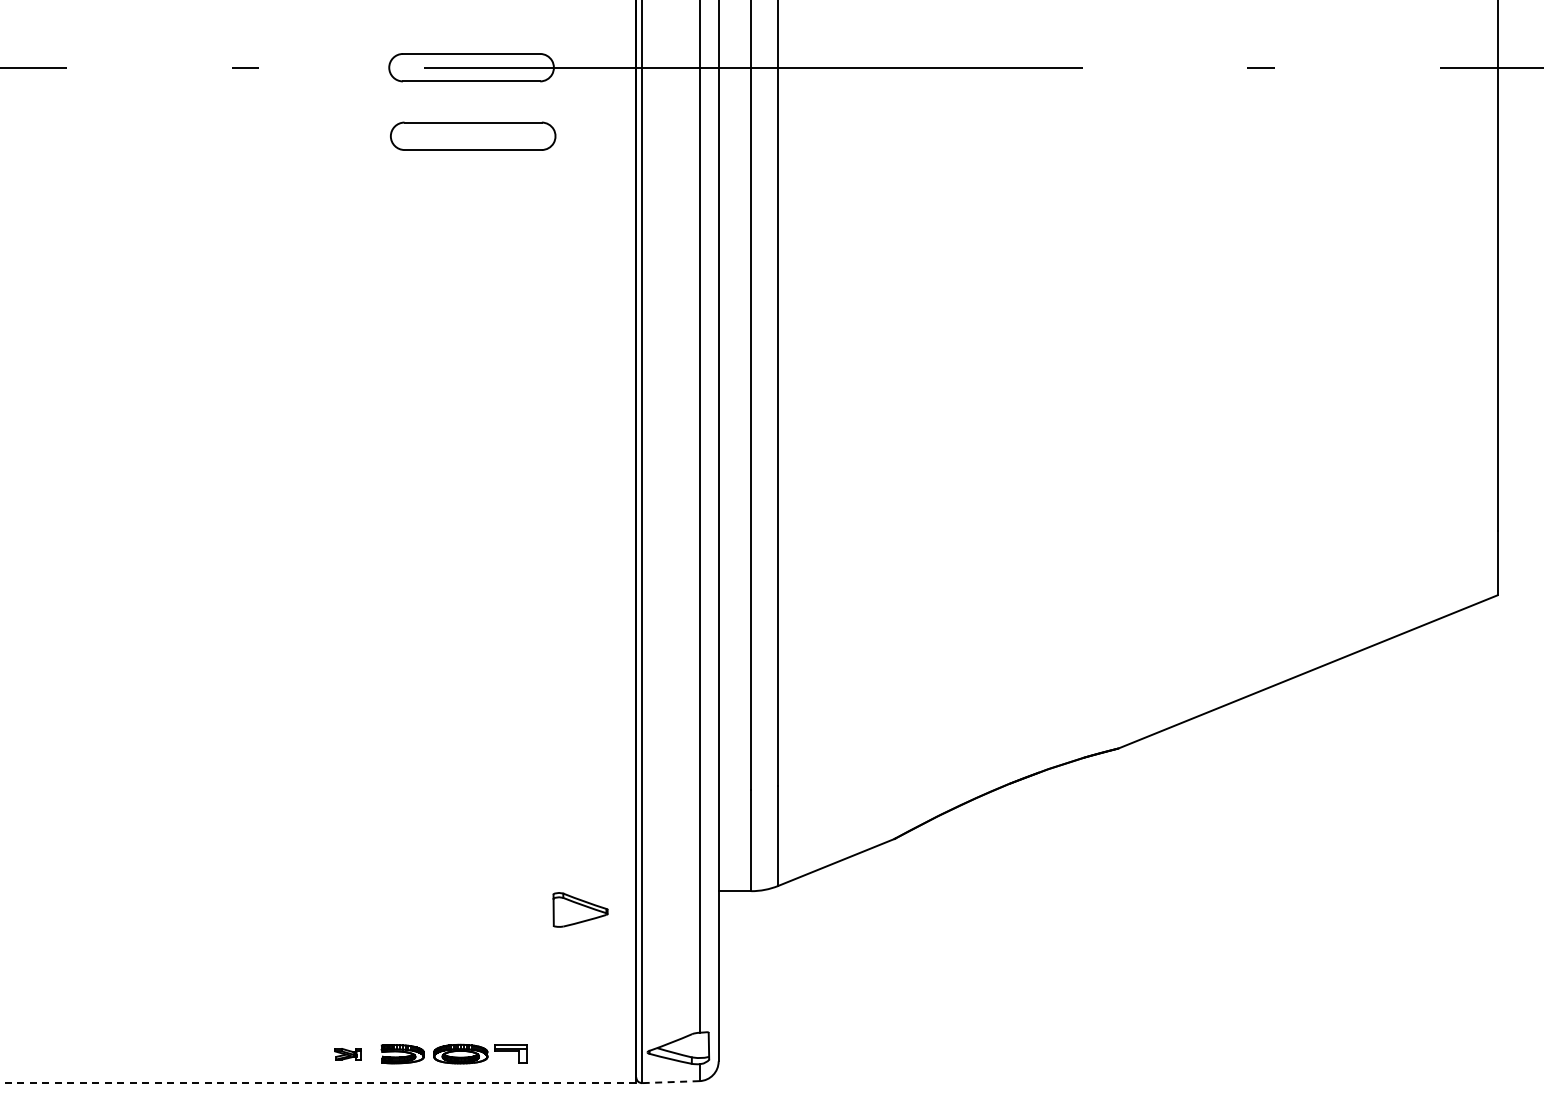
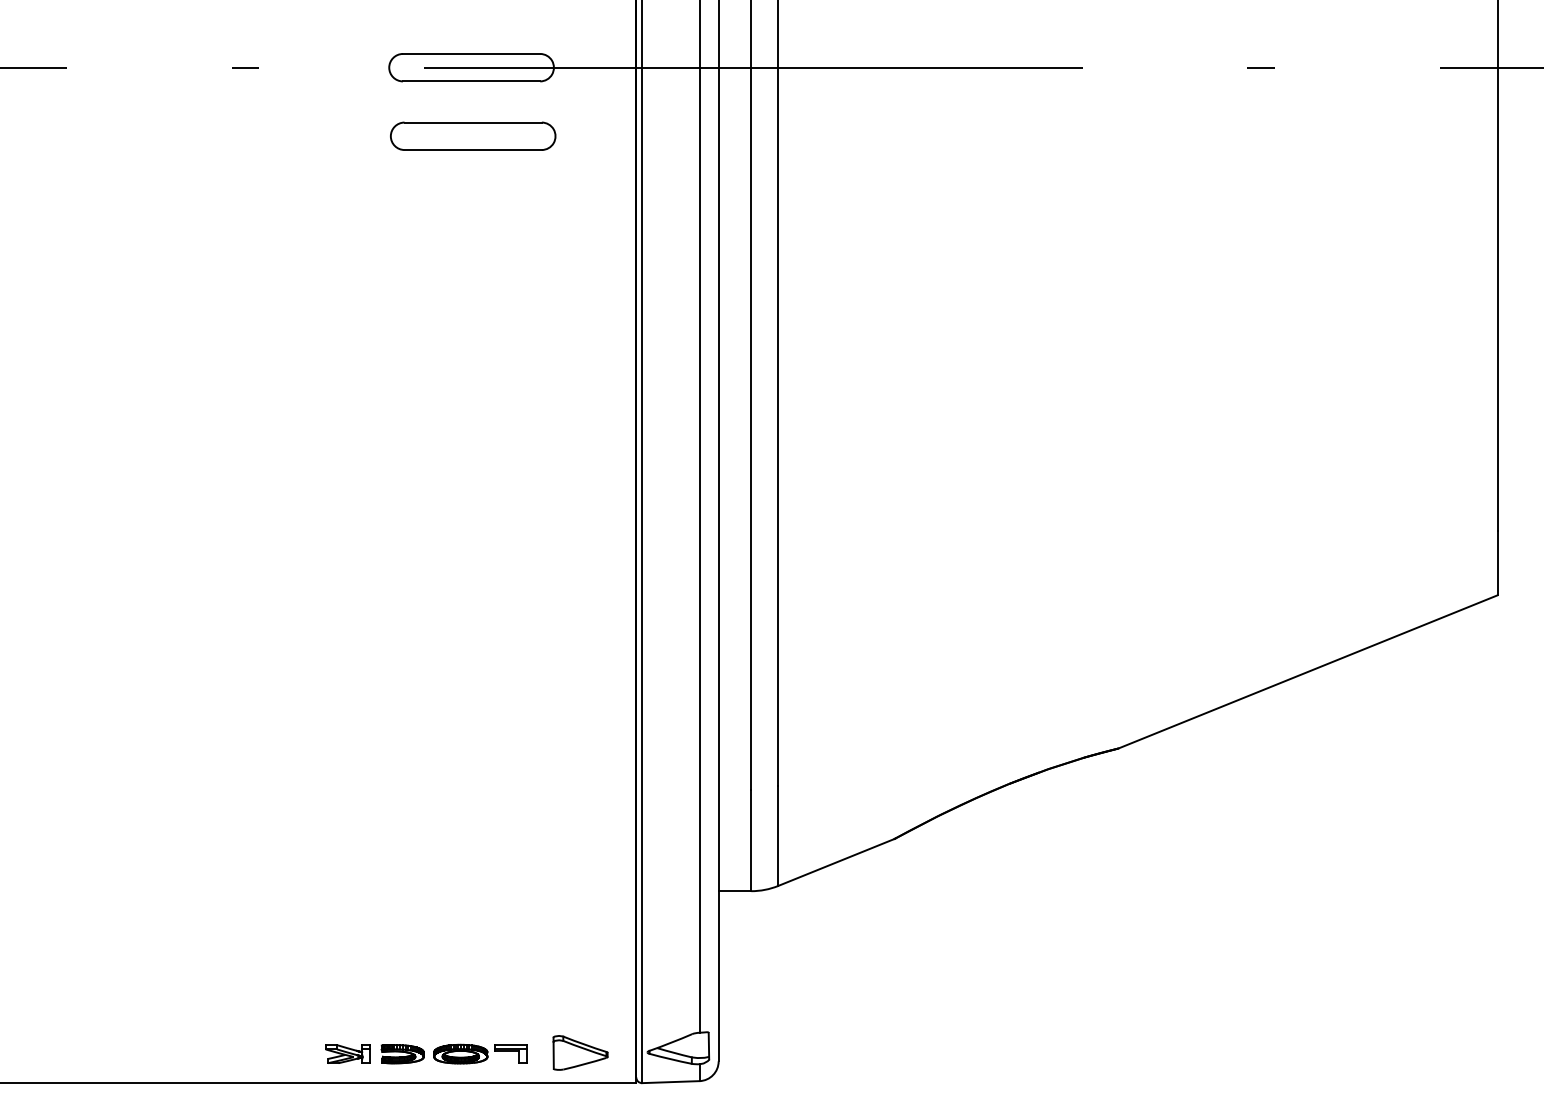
part position: (580, 909) -> (580, 1052) (580, 1052)
part size: 28x13 px -> 46x20 px (347, 1053)
line: dashed -> solid (670, 1082)
line: dashed -> solid (318, 1083)
